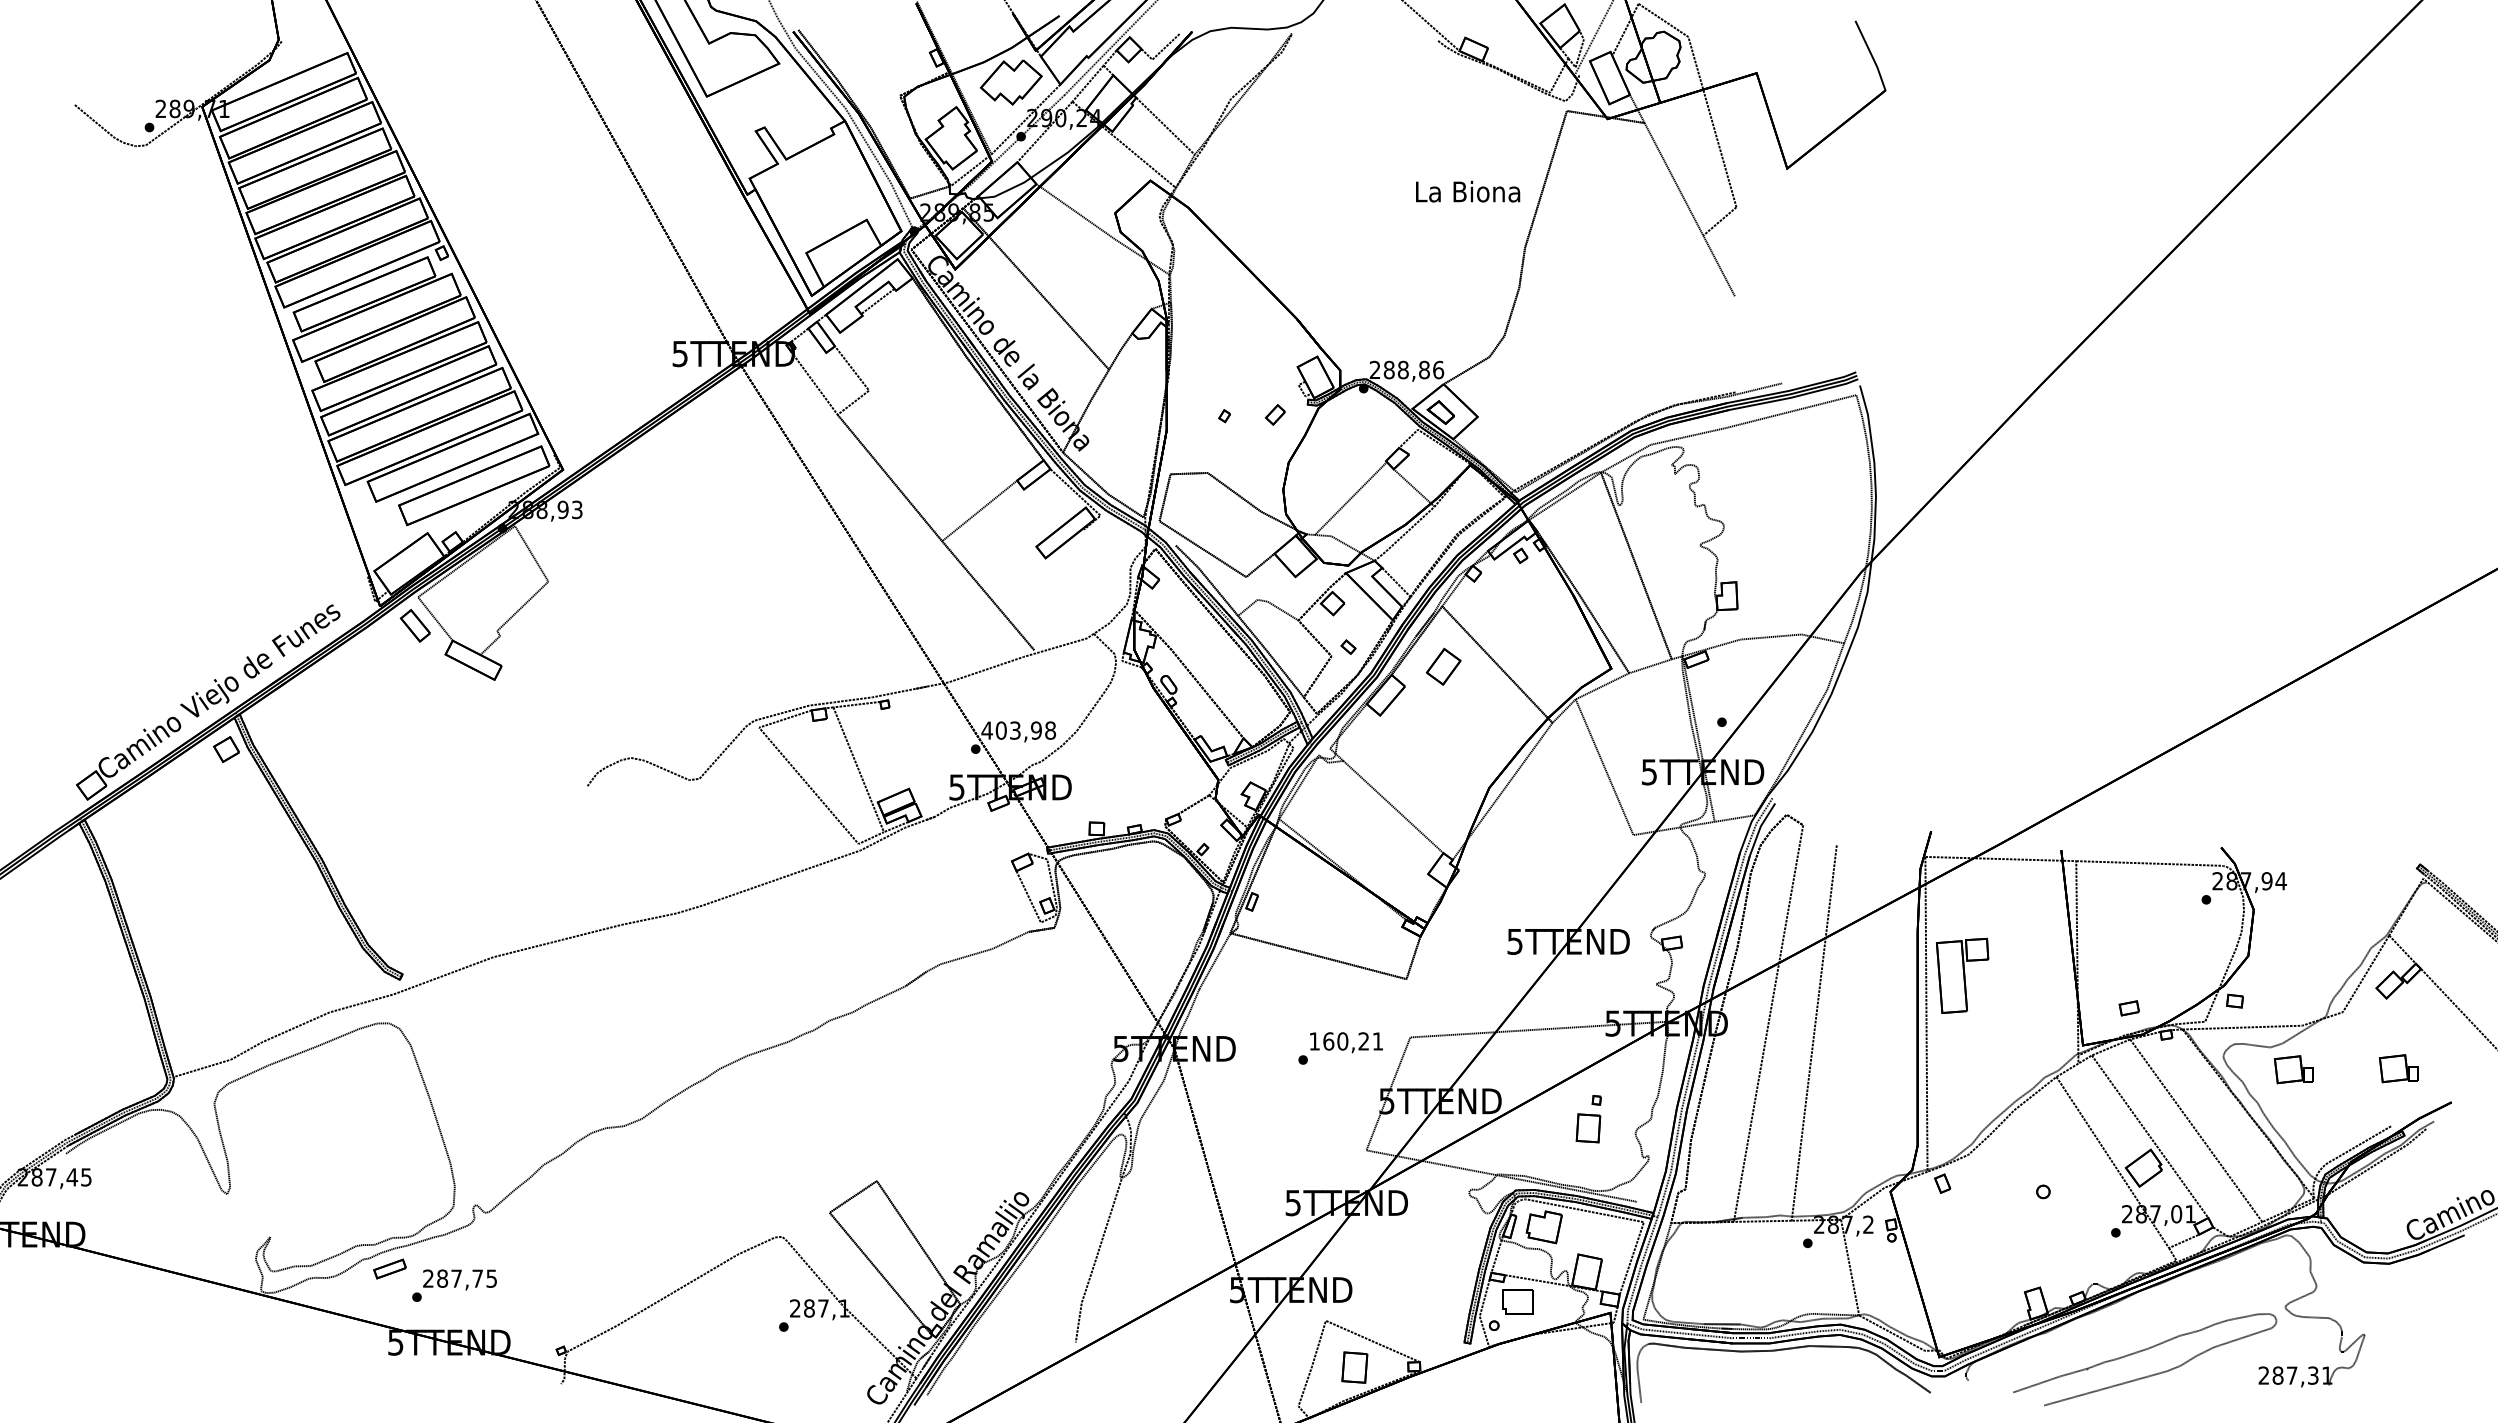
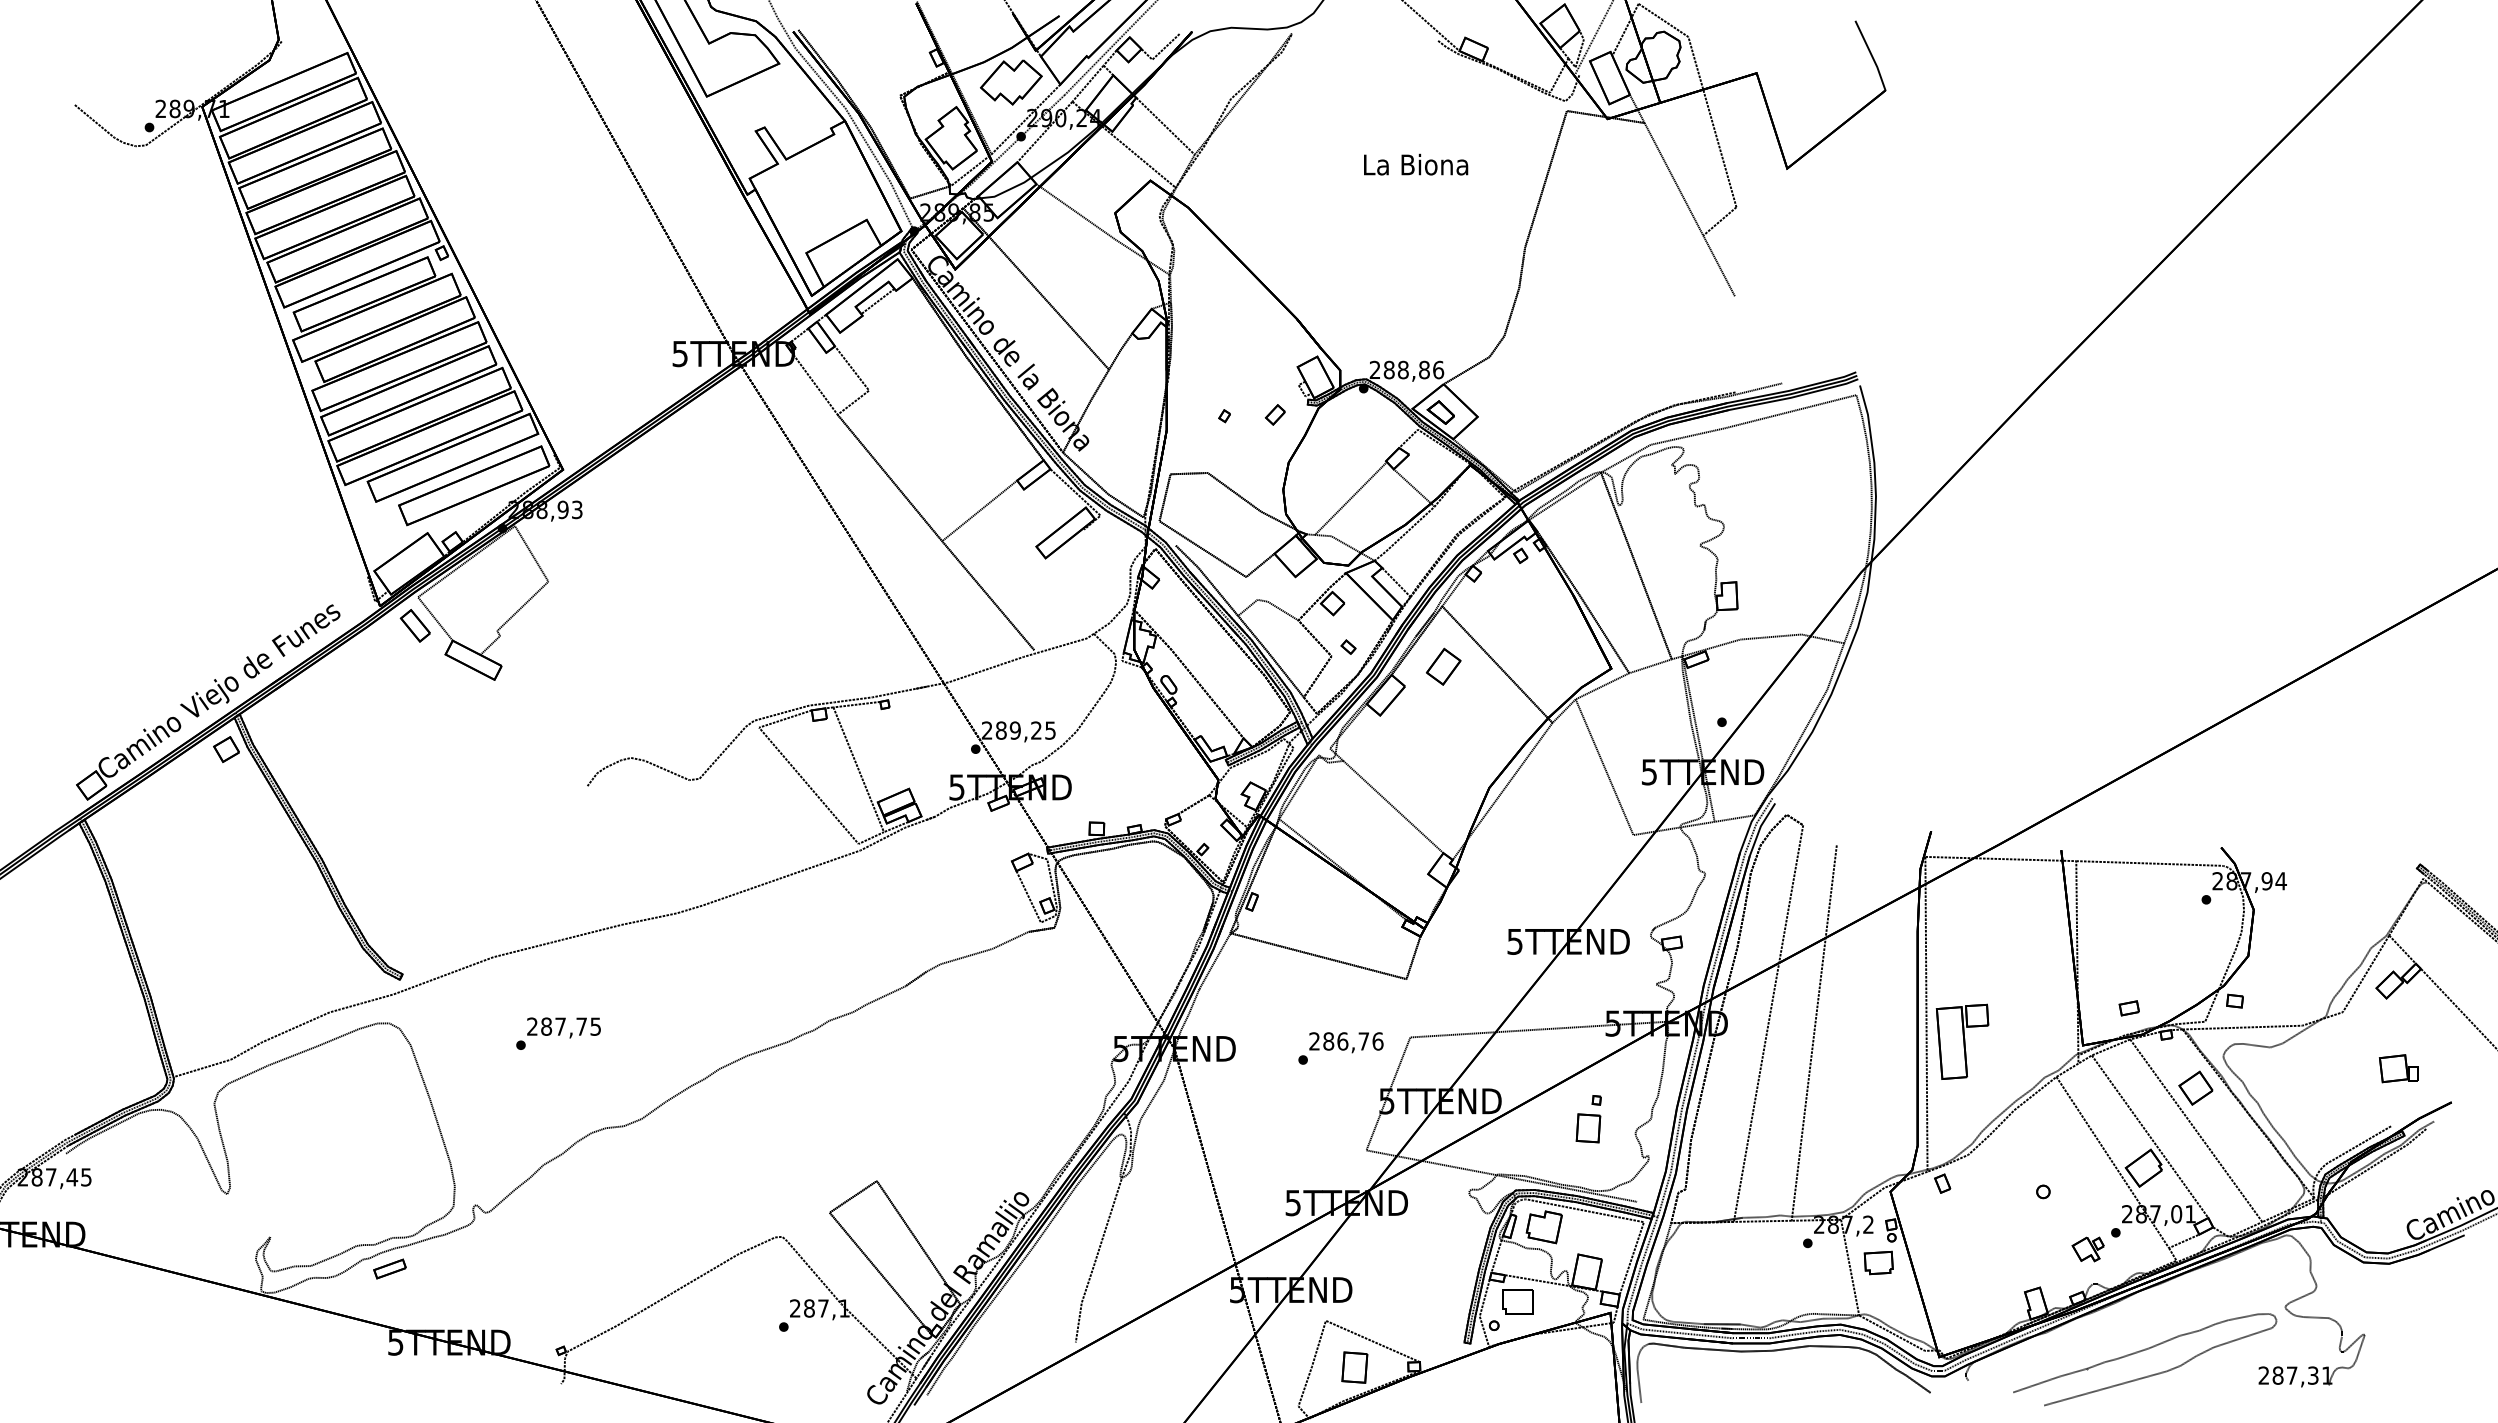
text position: (1468, 191) -> (1416, 164) (1416, 164)
text: 403,98 -> 289,25 (1018, 730)
part position: (1962, 975) -> (1962, 1041) (1962, 1041)
text: 160,21 -> 286,76 (1346, 1041)
part: present -> none (2293, 1069)
part: none -> present (2195, 1087)
part: none -> present (2087, 1249)
part: none -> present (1878, 1262)
text position: (454, 1285) -> (558, 1033) (558, 1033)
